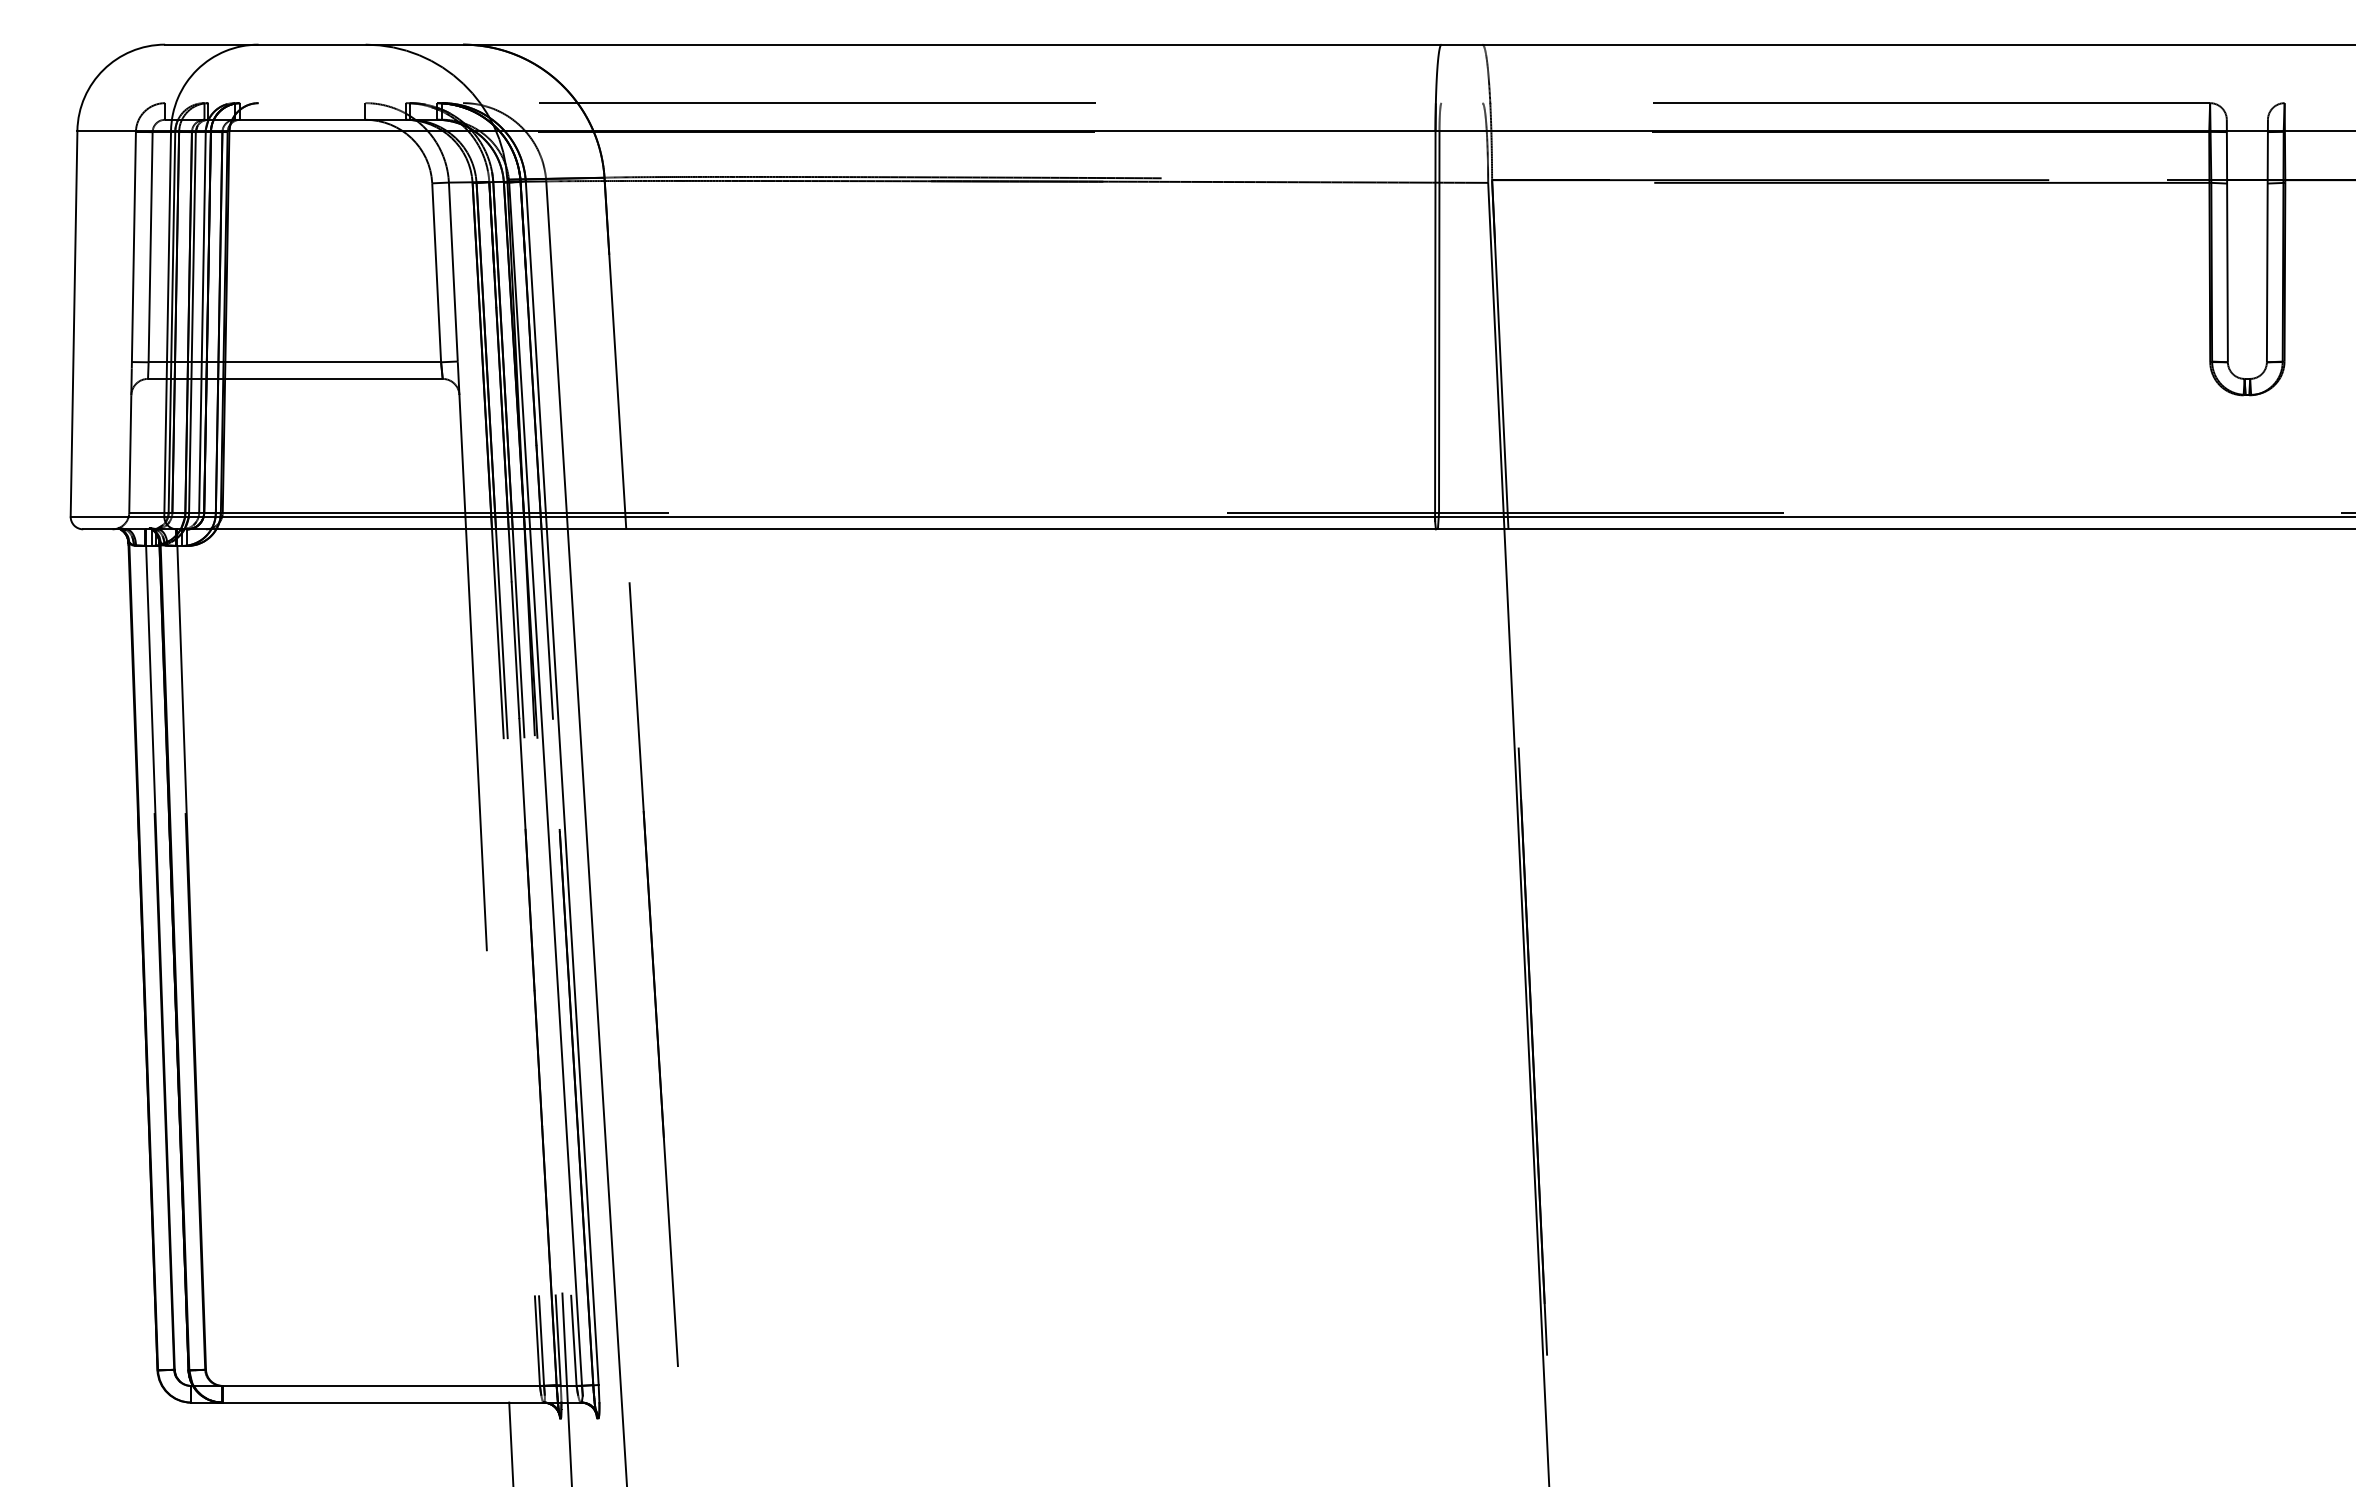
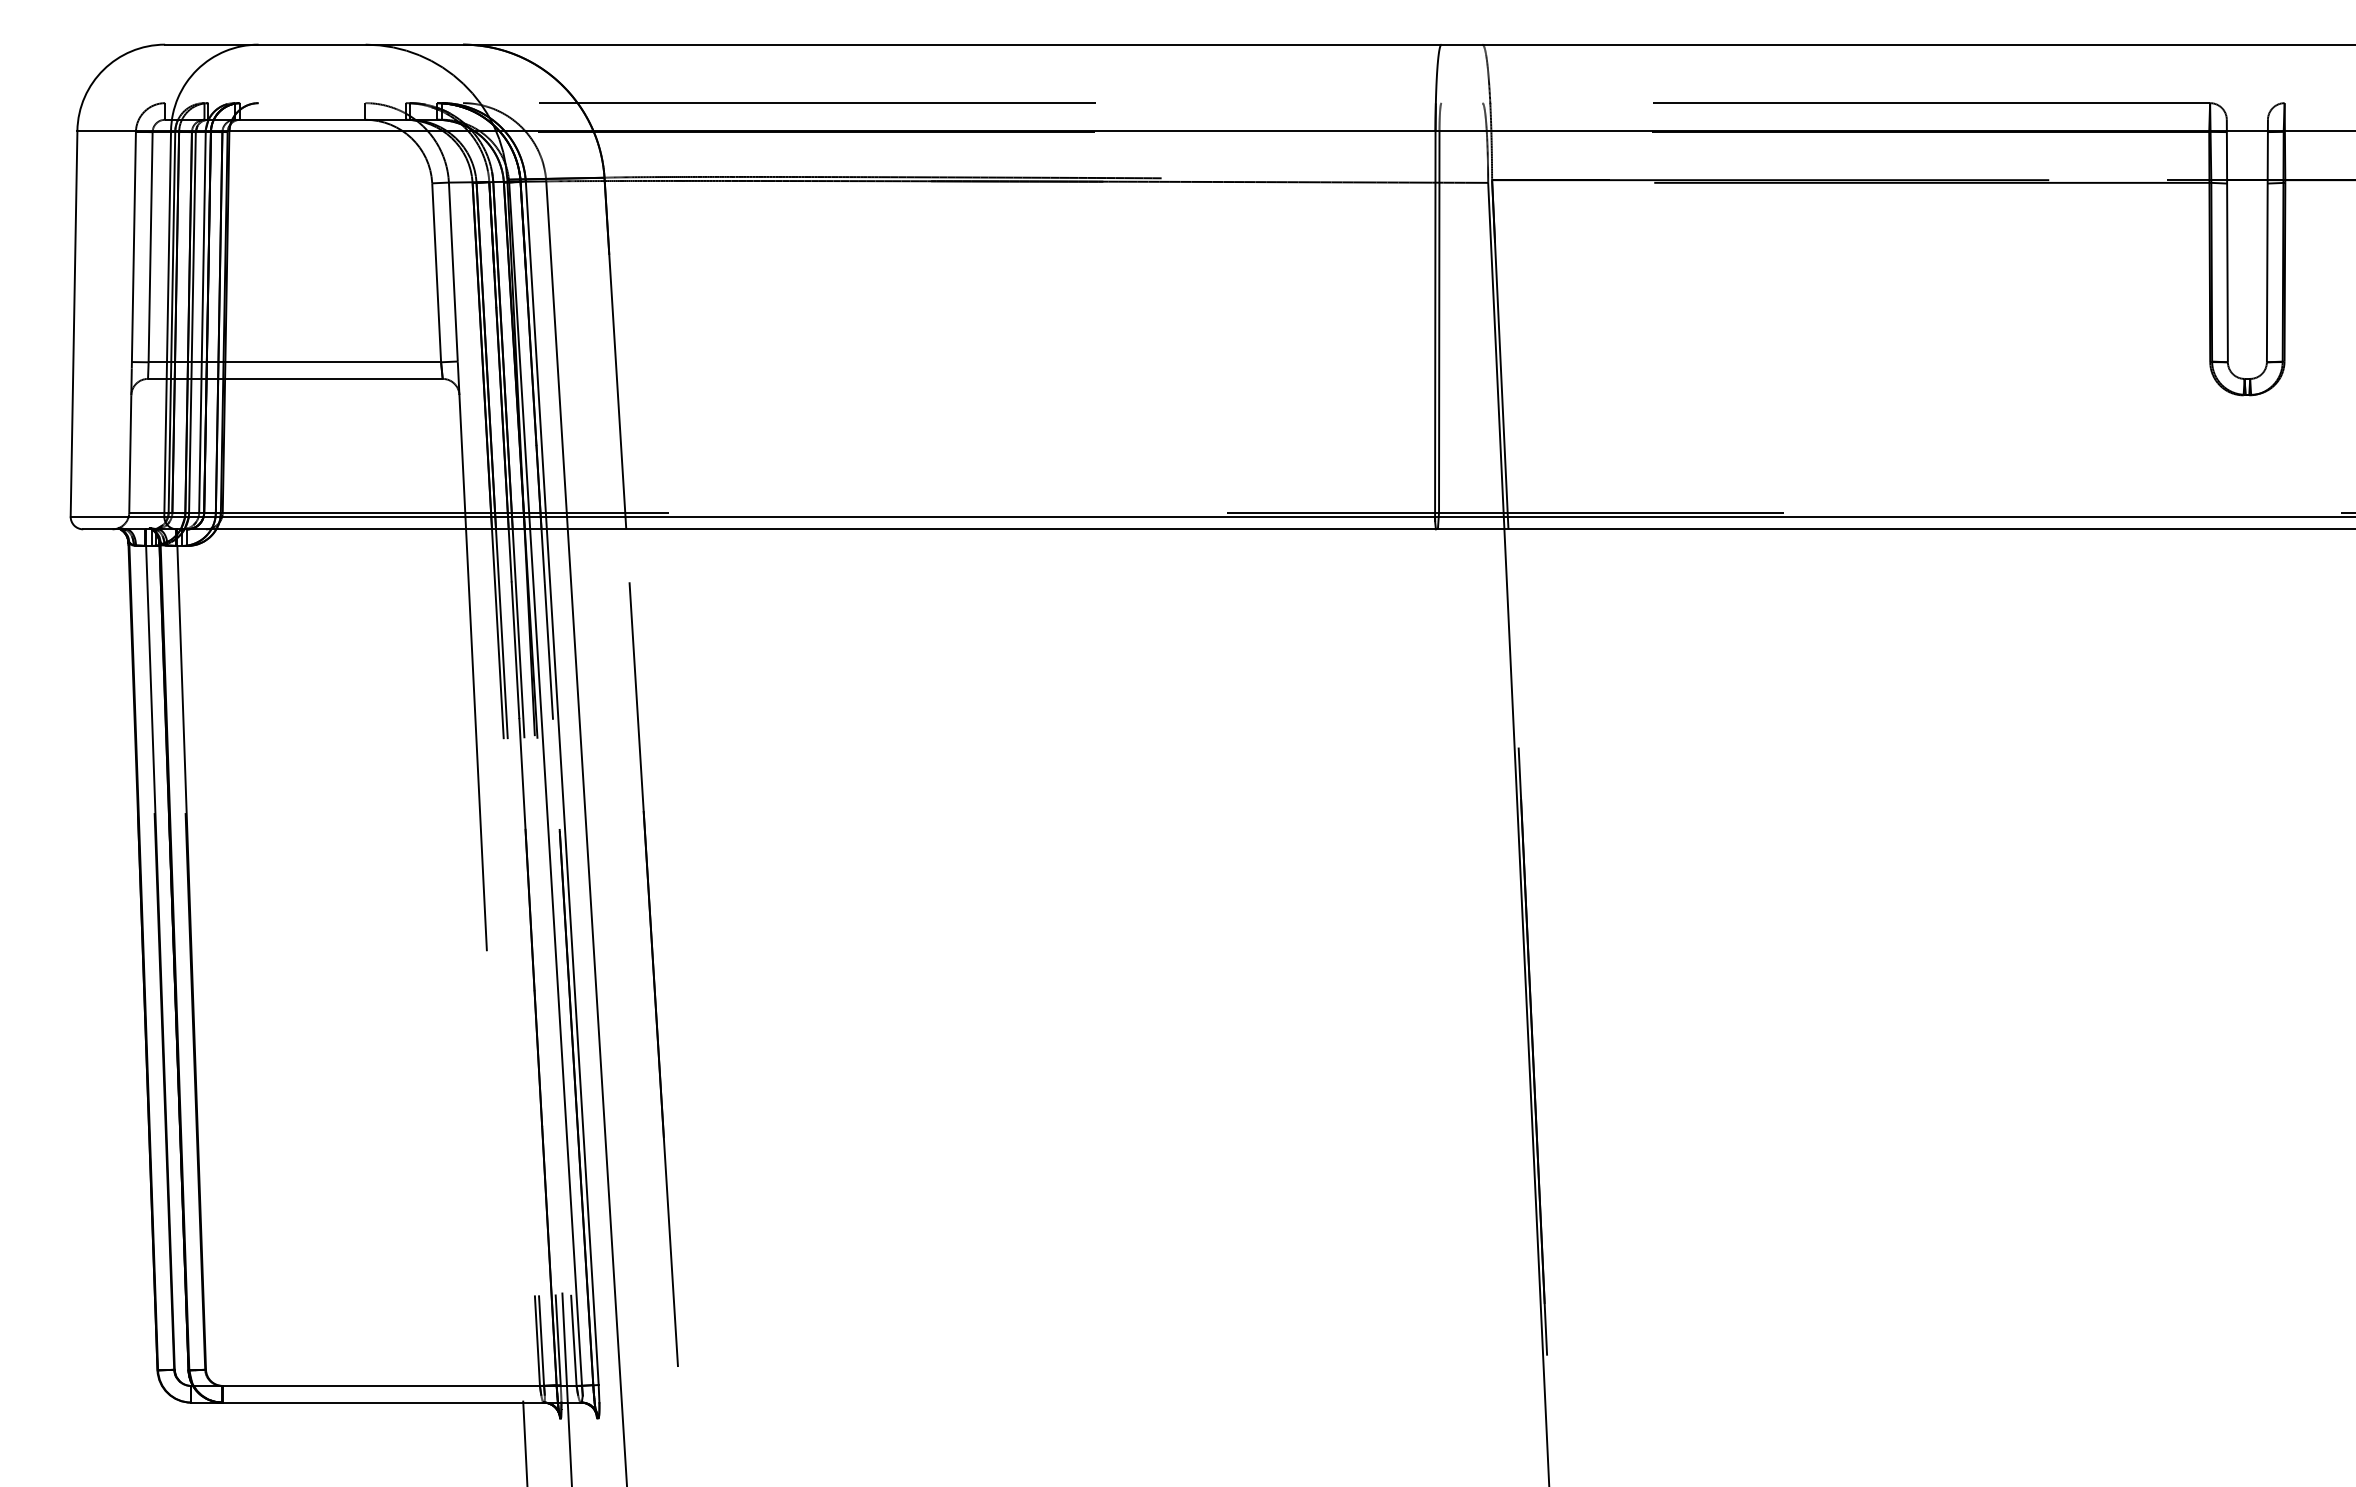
line position: (511, 1442) -> (525, 1442) (525, 1442)
